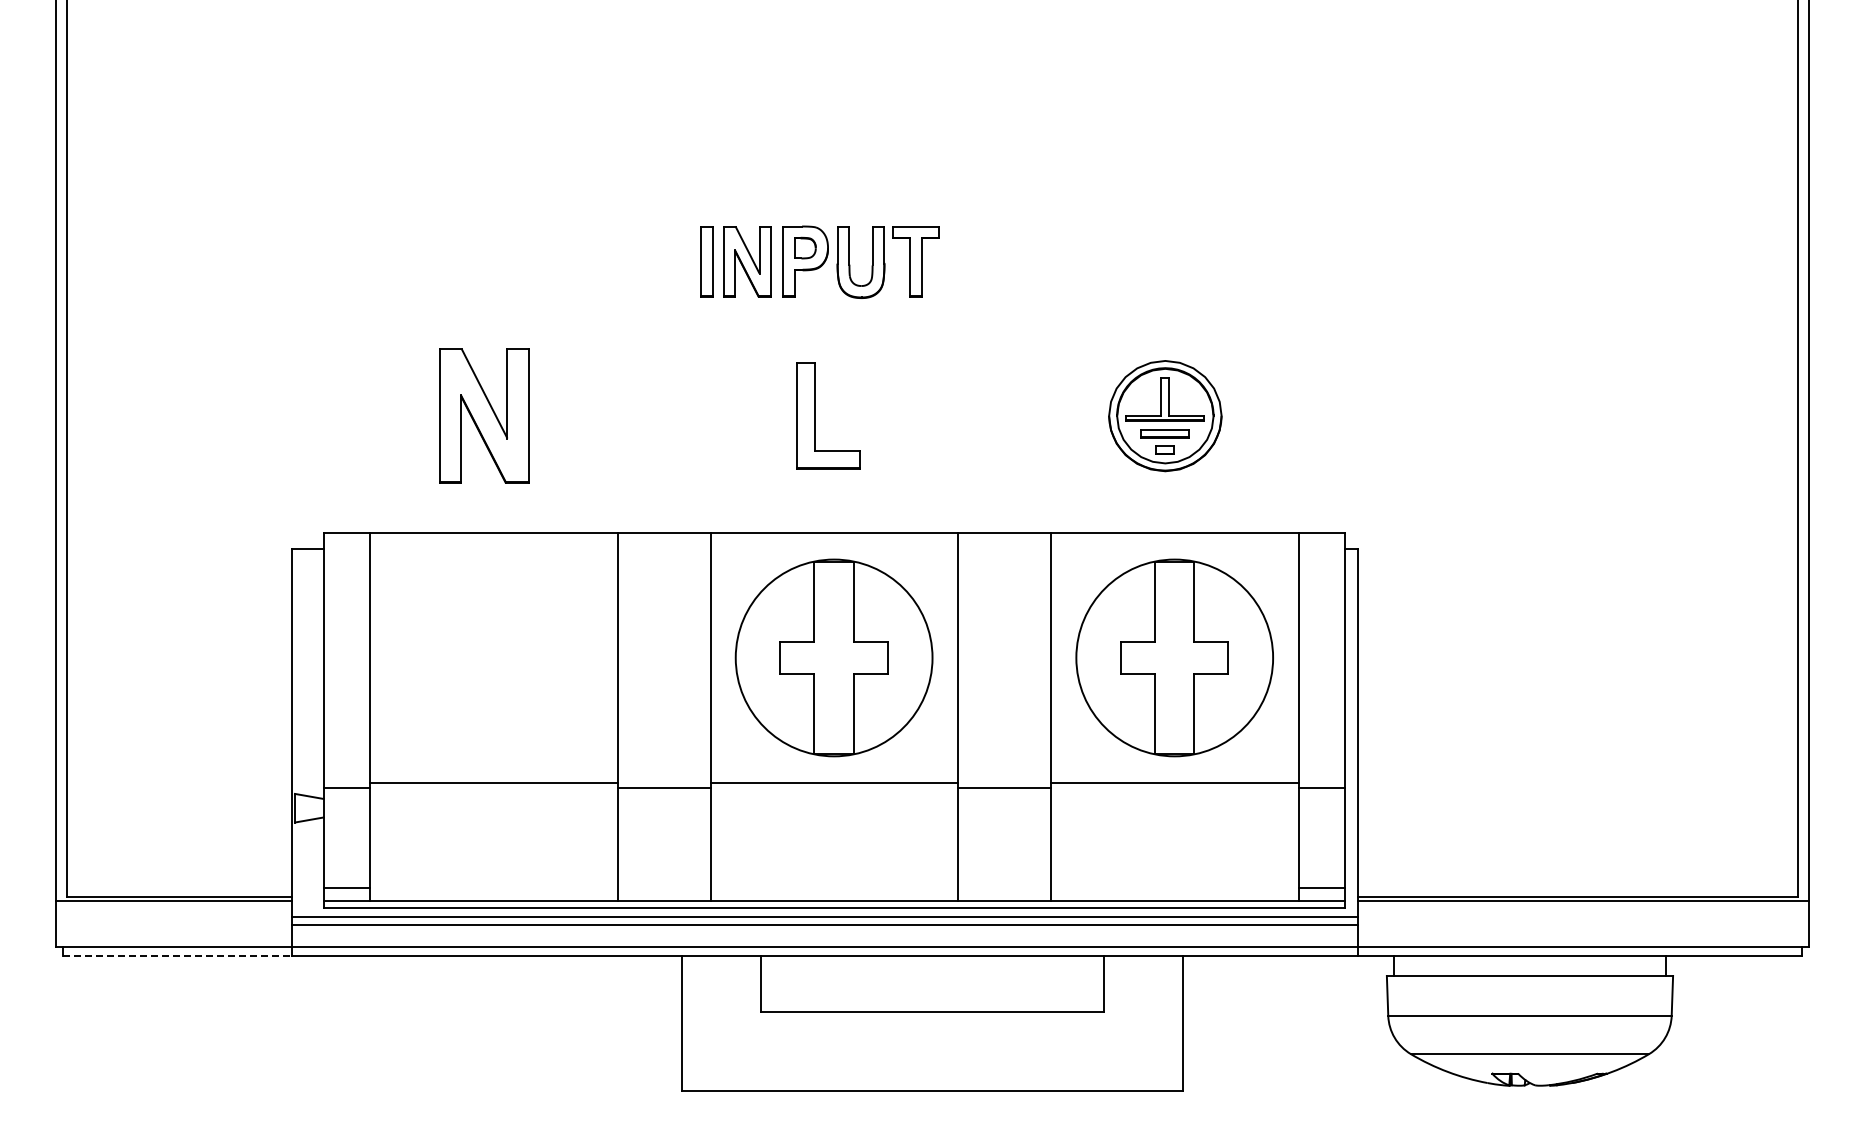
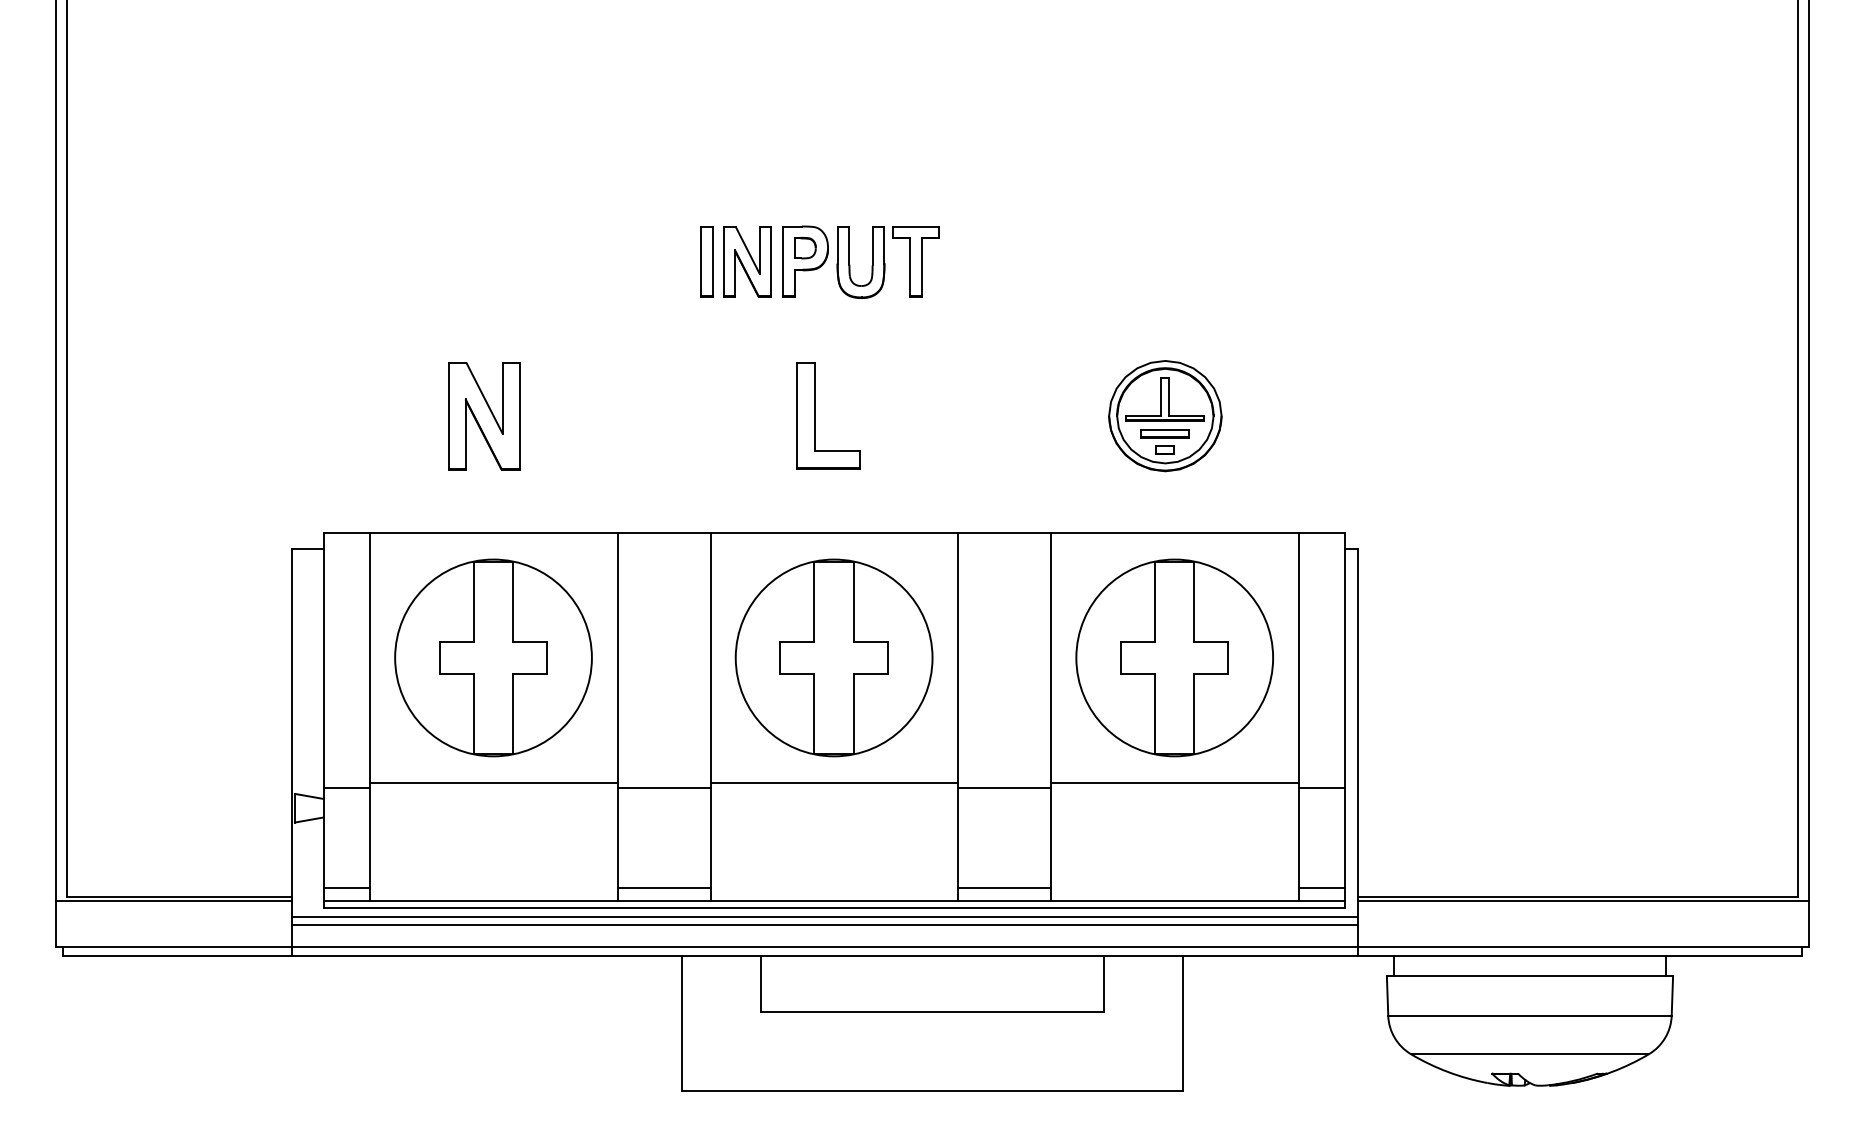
part size: 91x136 px -> 73x109 px (484, 416)
part: none -> present (493, 657)
line: none -> present (663, 887)
line: none -> present (1004, 887)
line: dashed -> solid (178, 956)
